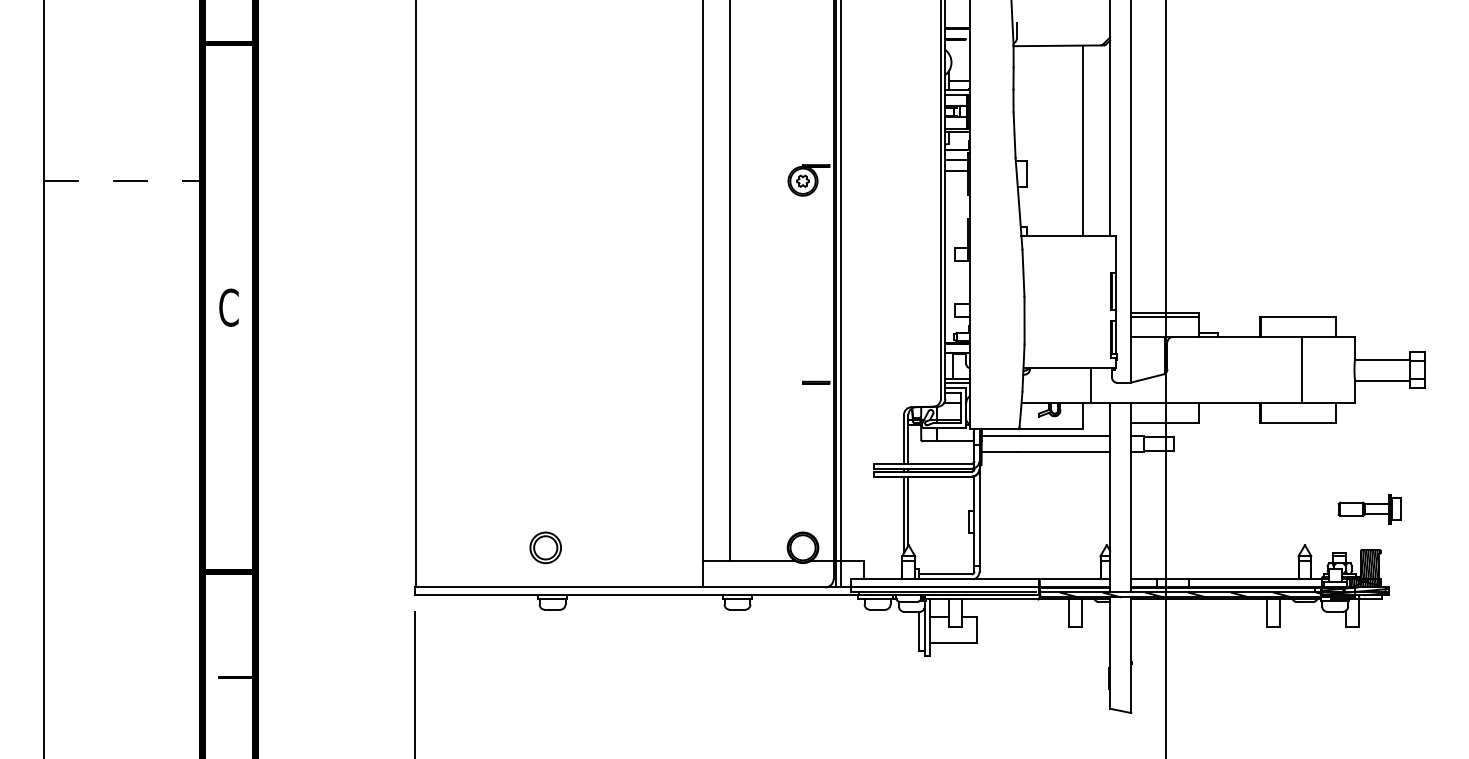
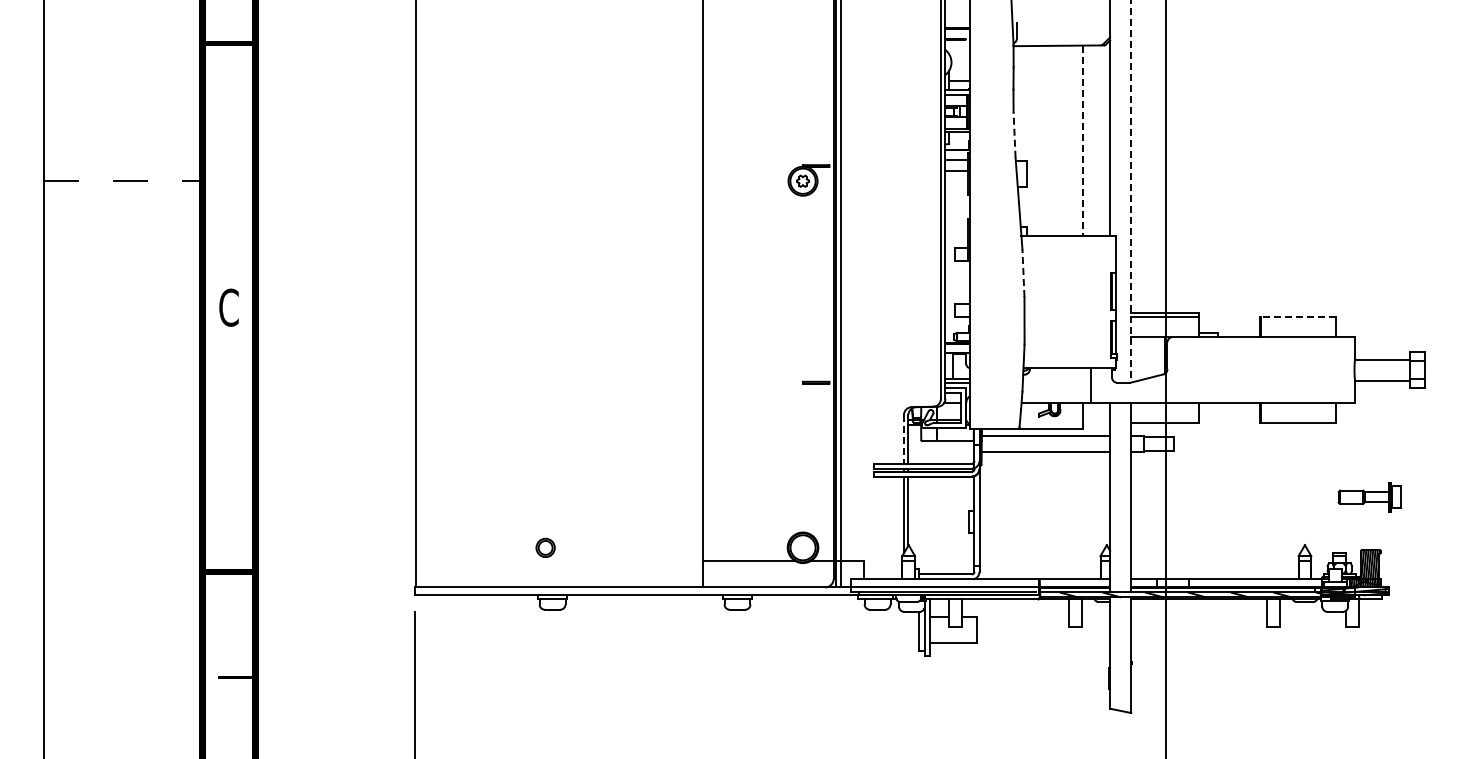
line: solid -> dashed (1014, 134)
line: solid -> dashed (1082, 141)
line: solid -> dashed (1131, 191)
line: solid -> dashed (1023, 273)
line: present -> none (729, 281)
line: solid -> dashed (1298, 317)
line: present -> none (1302, 370)
line: solid -> dashed (903, 439)
part position: (1369, 509) -> (1369, 497) (1369, 497)
part size: 33x34 px -> 21x21 px (545, 547)
